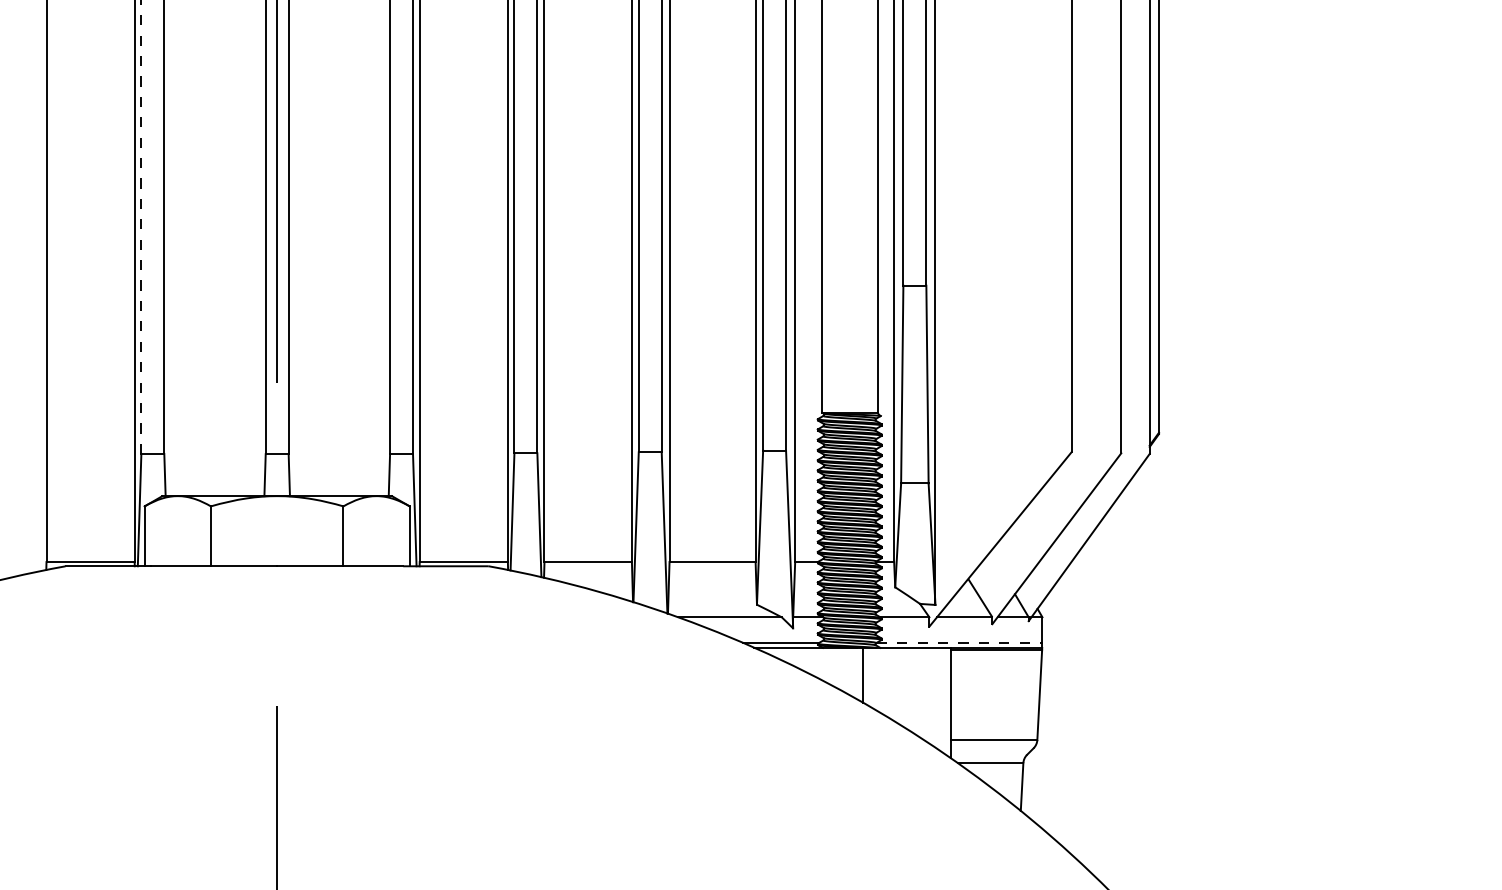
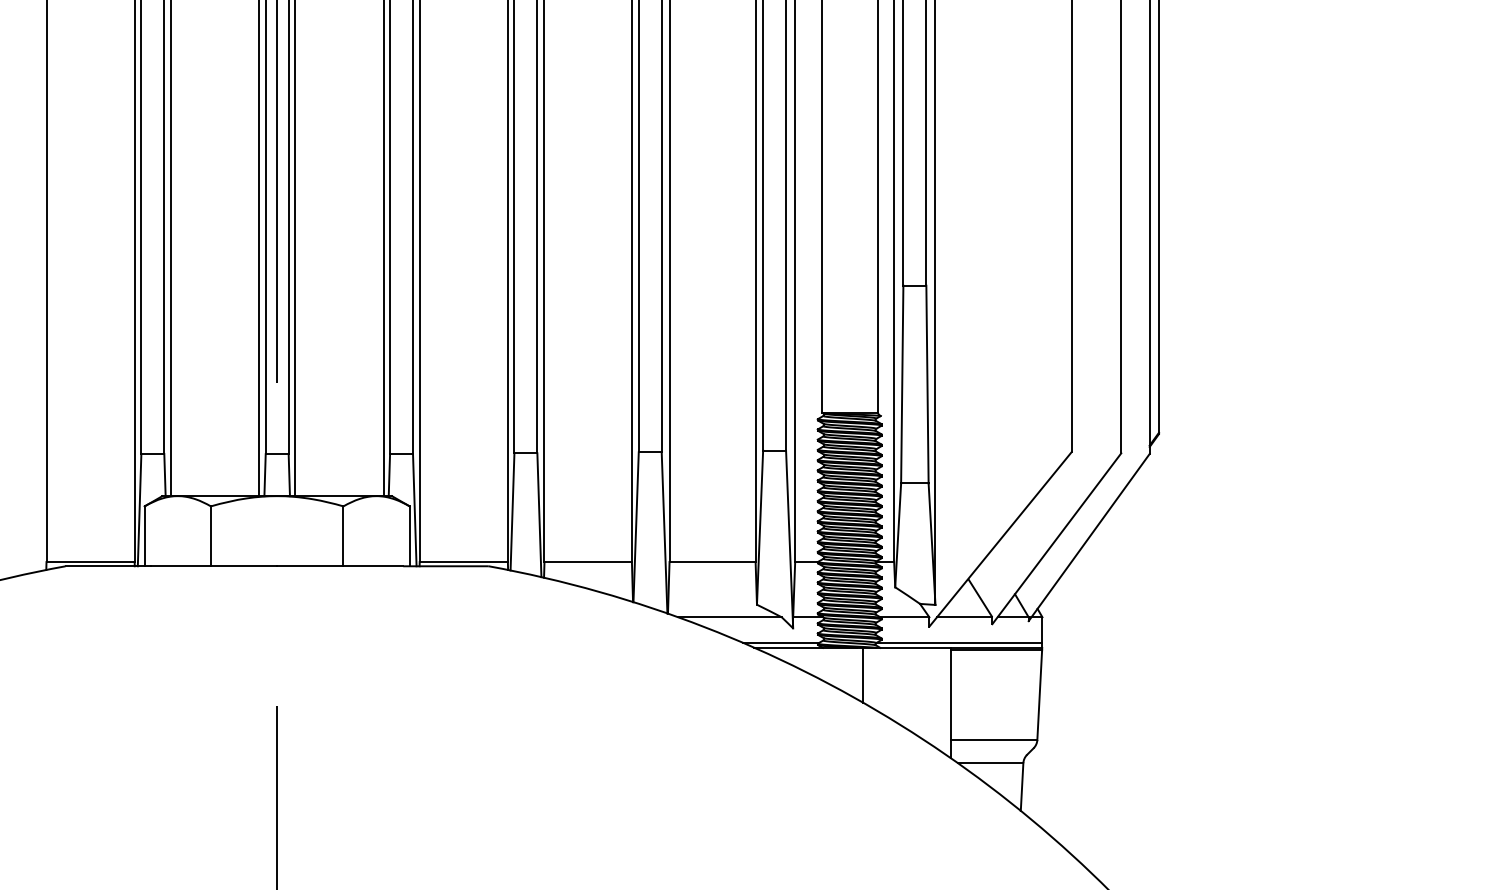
line: dashed -> solid (141, 226)
line: none -> present (170, 249)
line: none -> present (259, 249)
line: none -> present (295, 249)
line: none -> present (383, 249)
line: dashed -> solid (959, 642)
